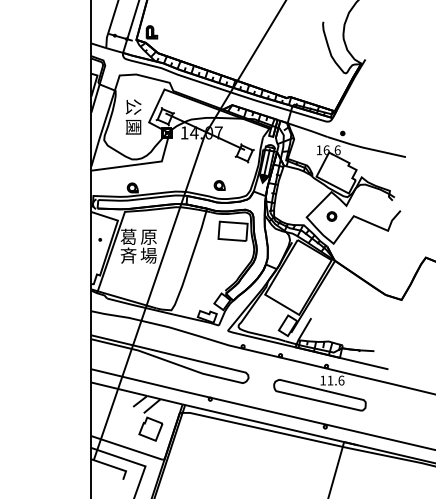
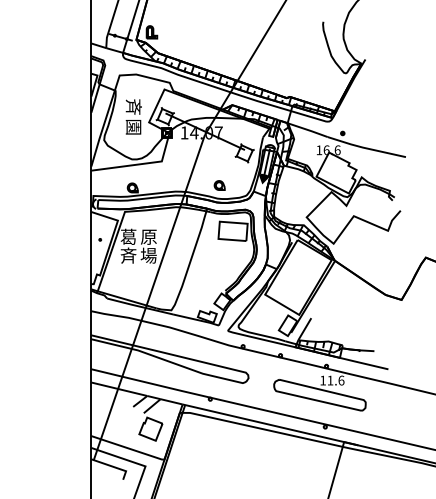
text: 公 -> 斉 (133, 106)
part: present -> none (331, 216)
